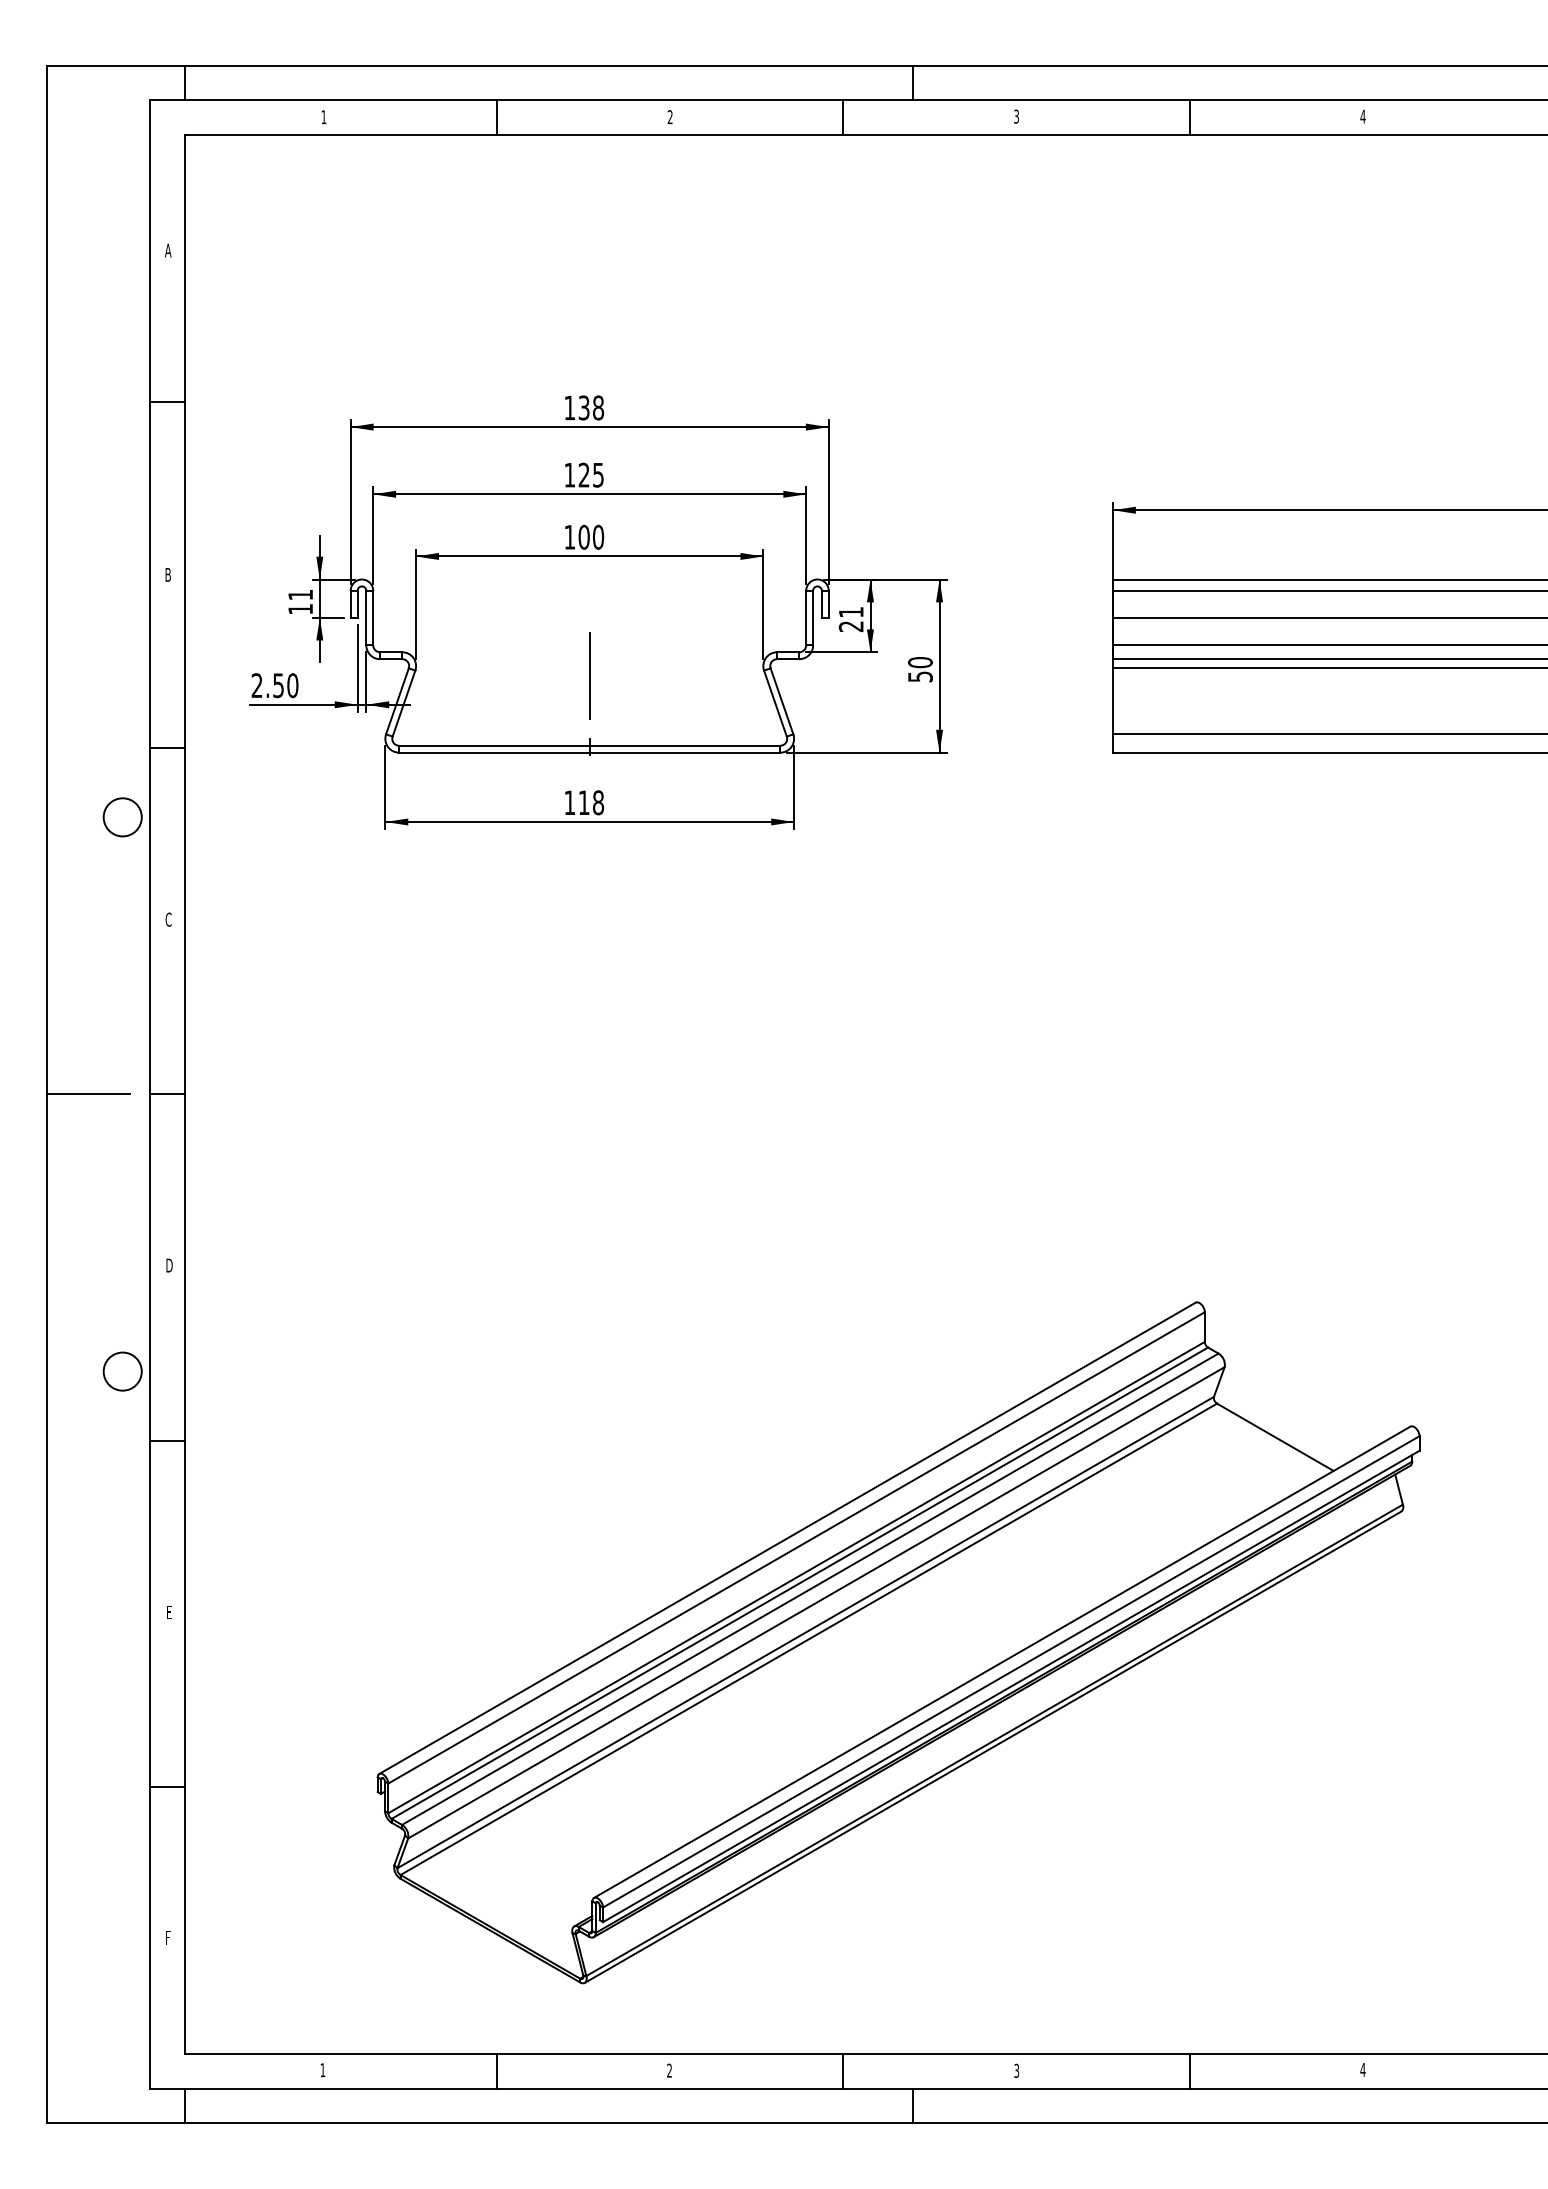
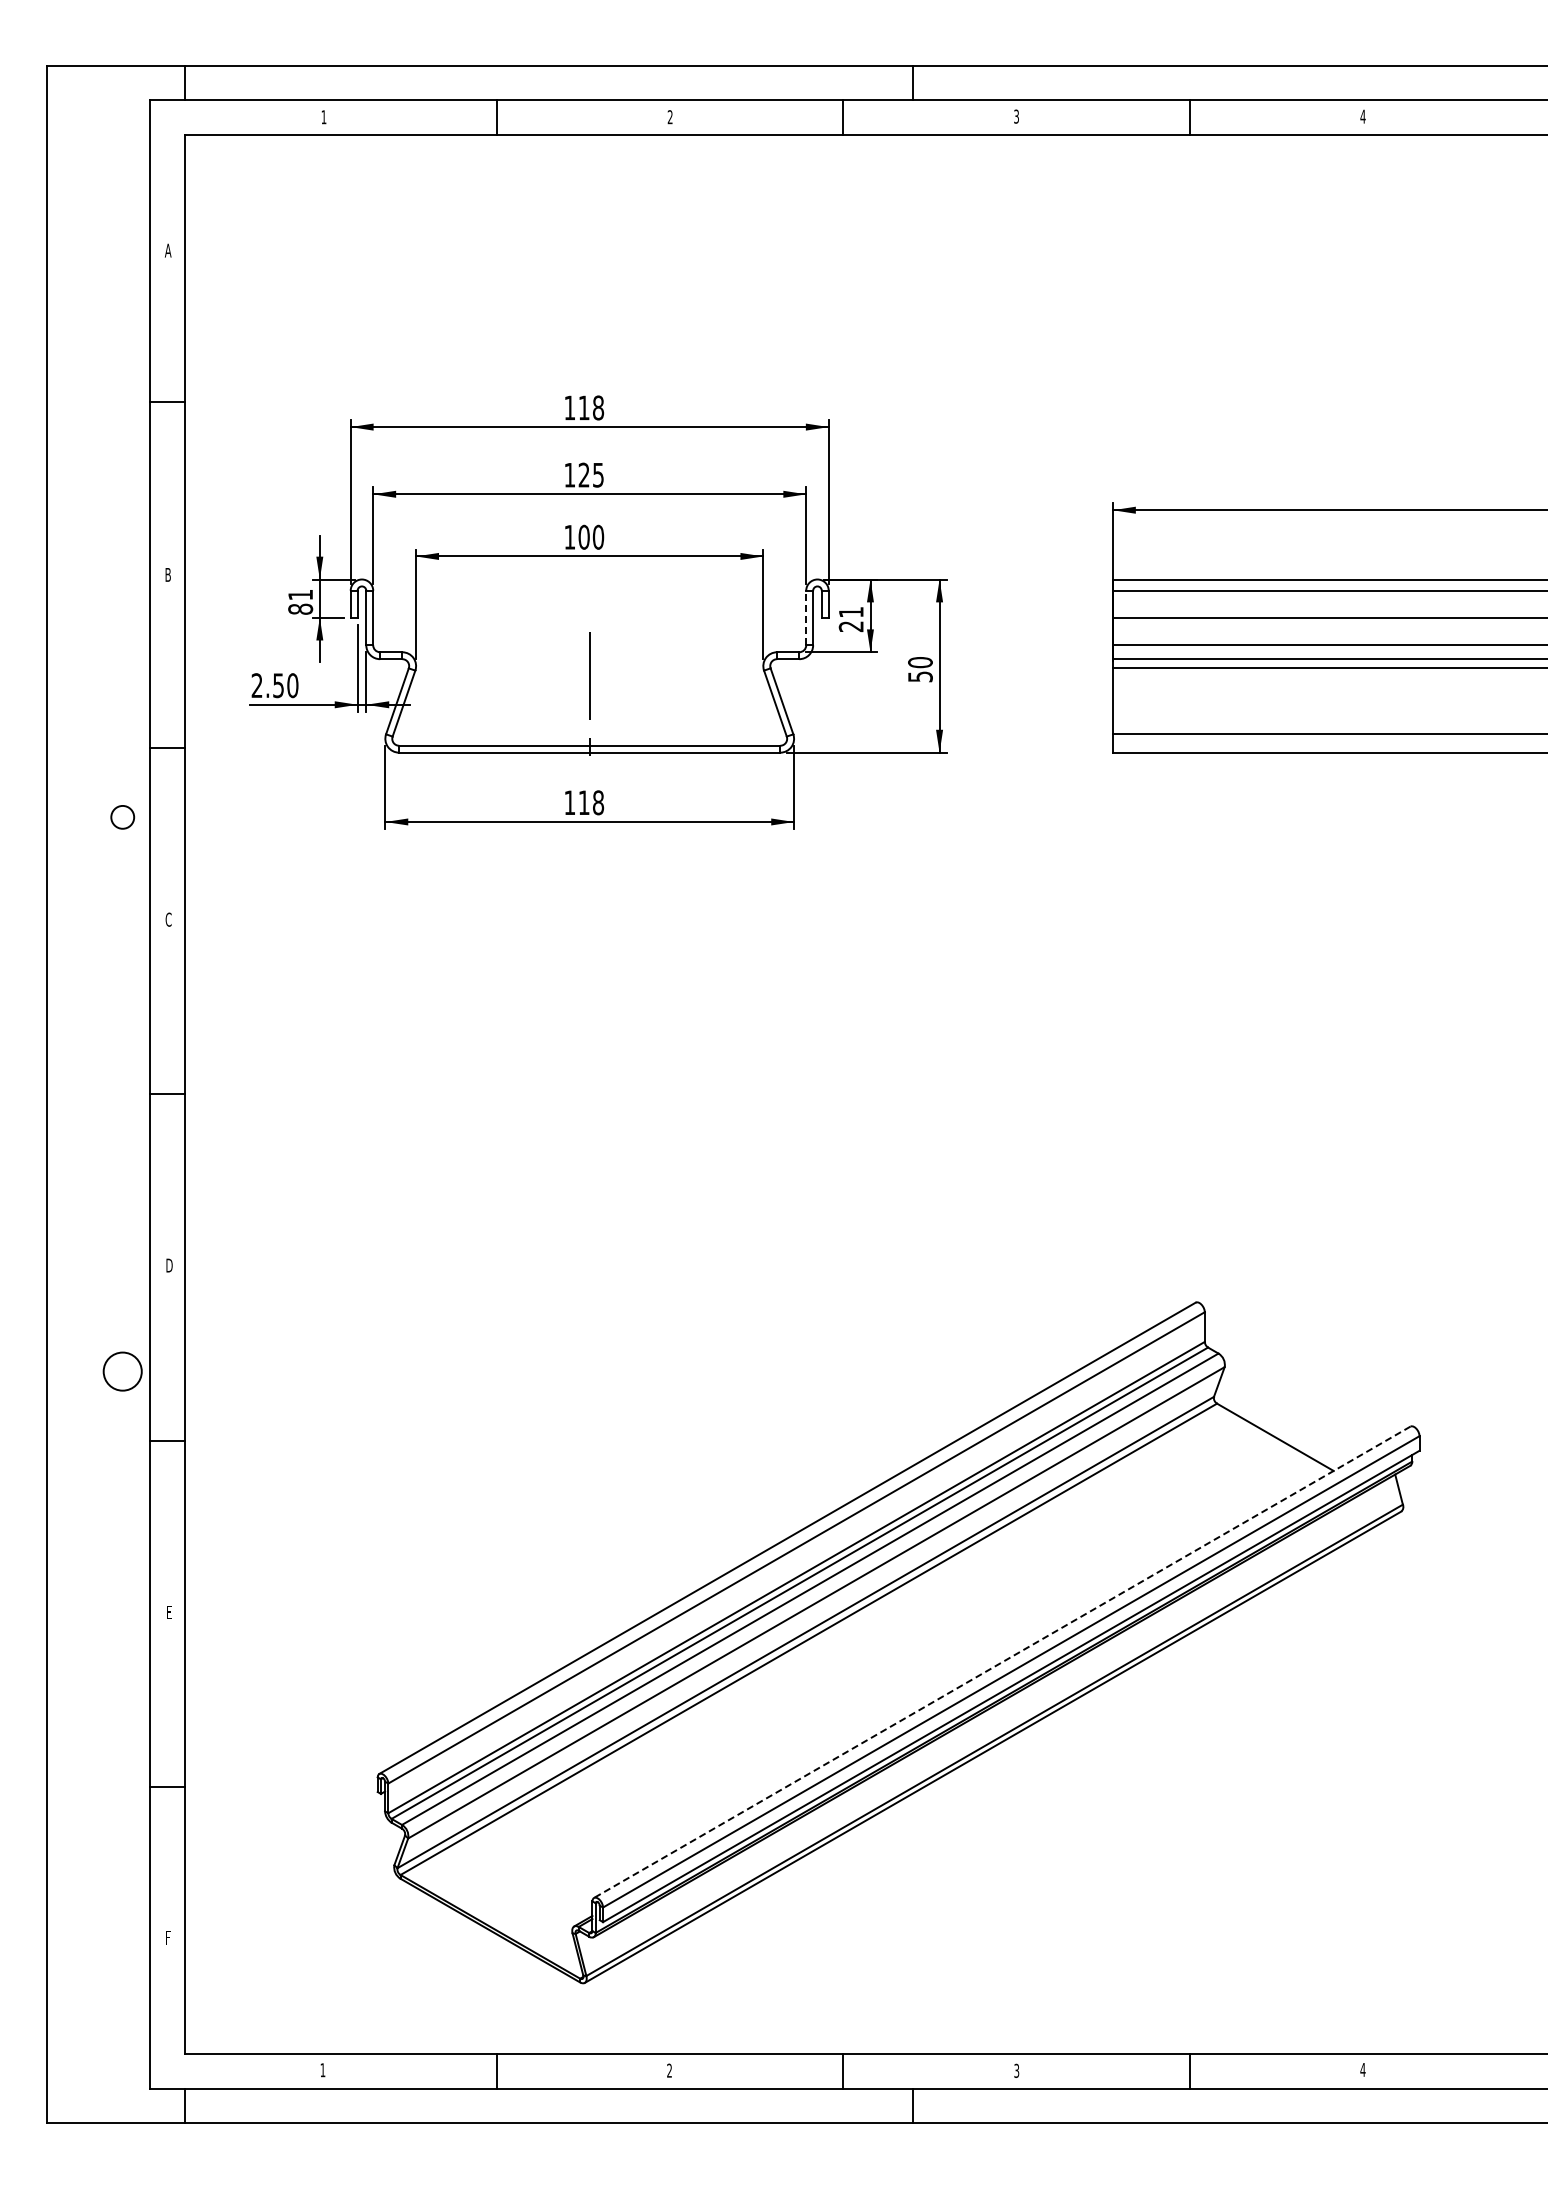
text: 138 -> 118 (583, 407)
text: 11 -> 81 (300, 608)
line: solid -> dashed (806, 617)
circle diameter: 38 px -> 23 px (122, 816)
line: present -> none (87, 1094)
line: solid -> dashed (1001, 1662)
